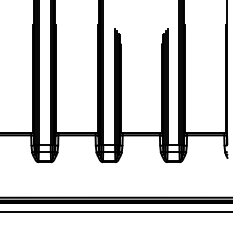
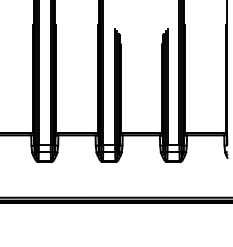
line: present -> none (115, 211)
